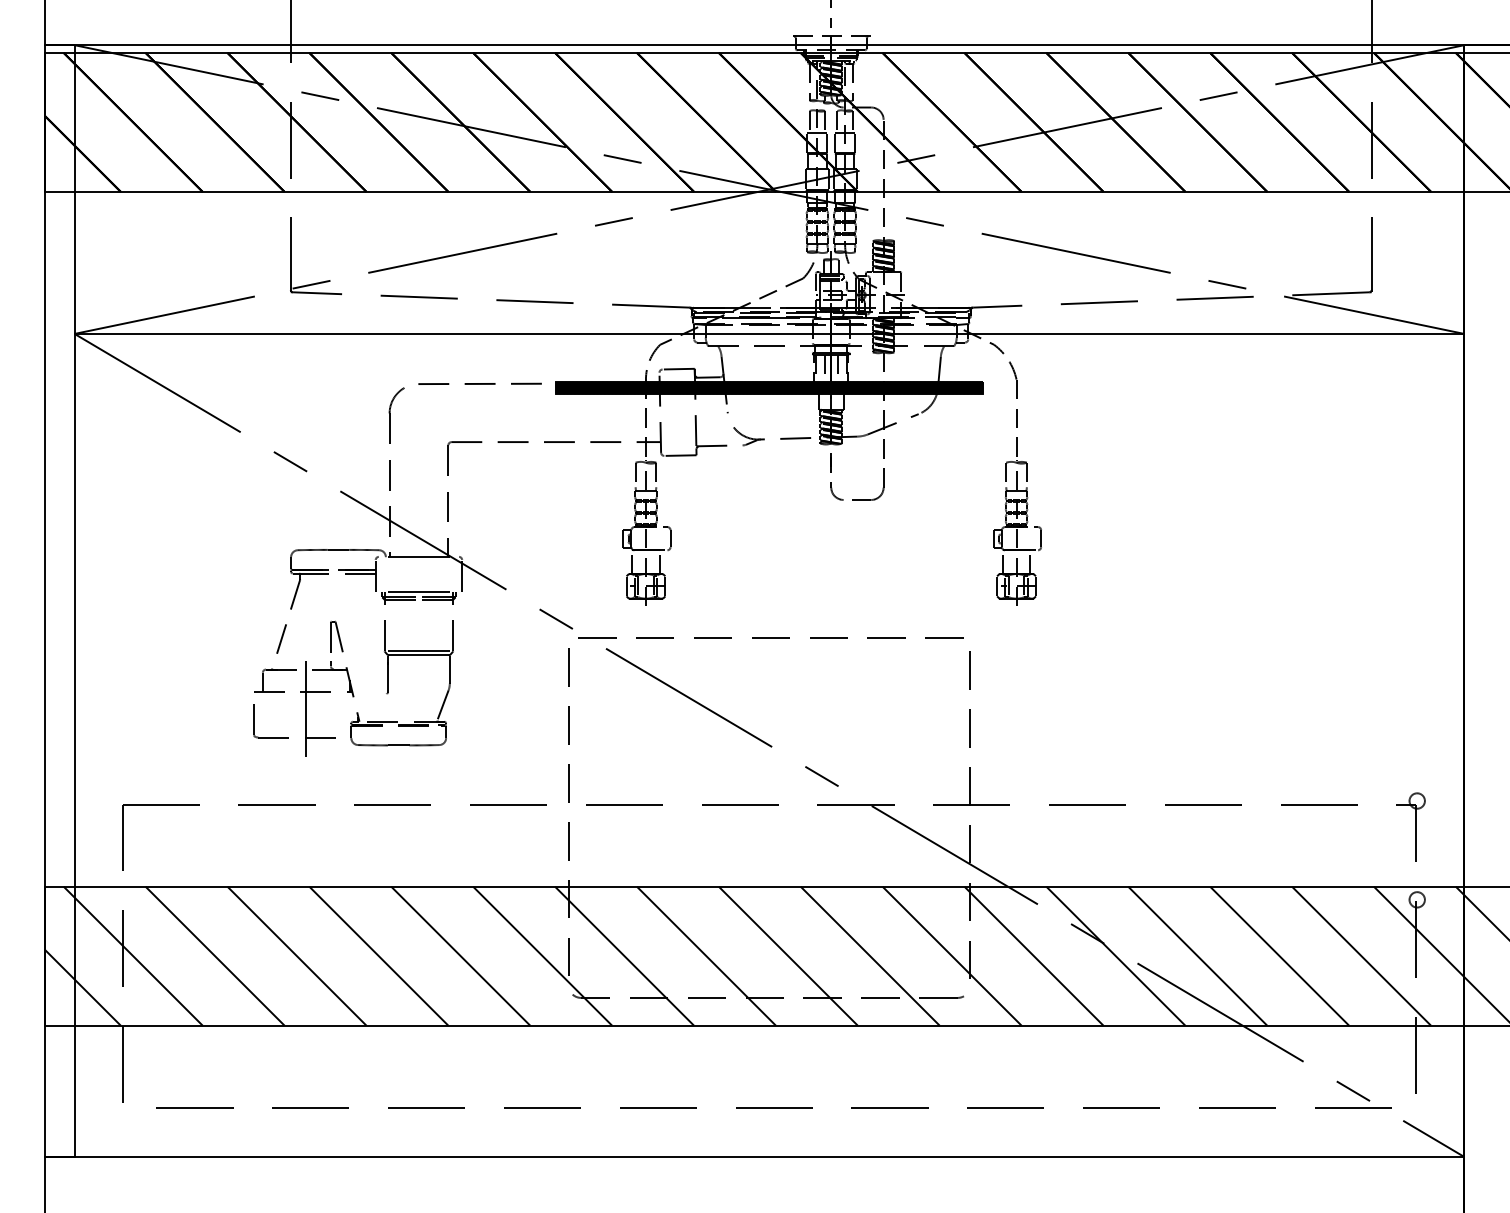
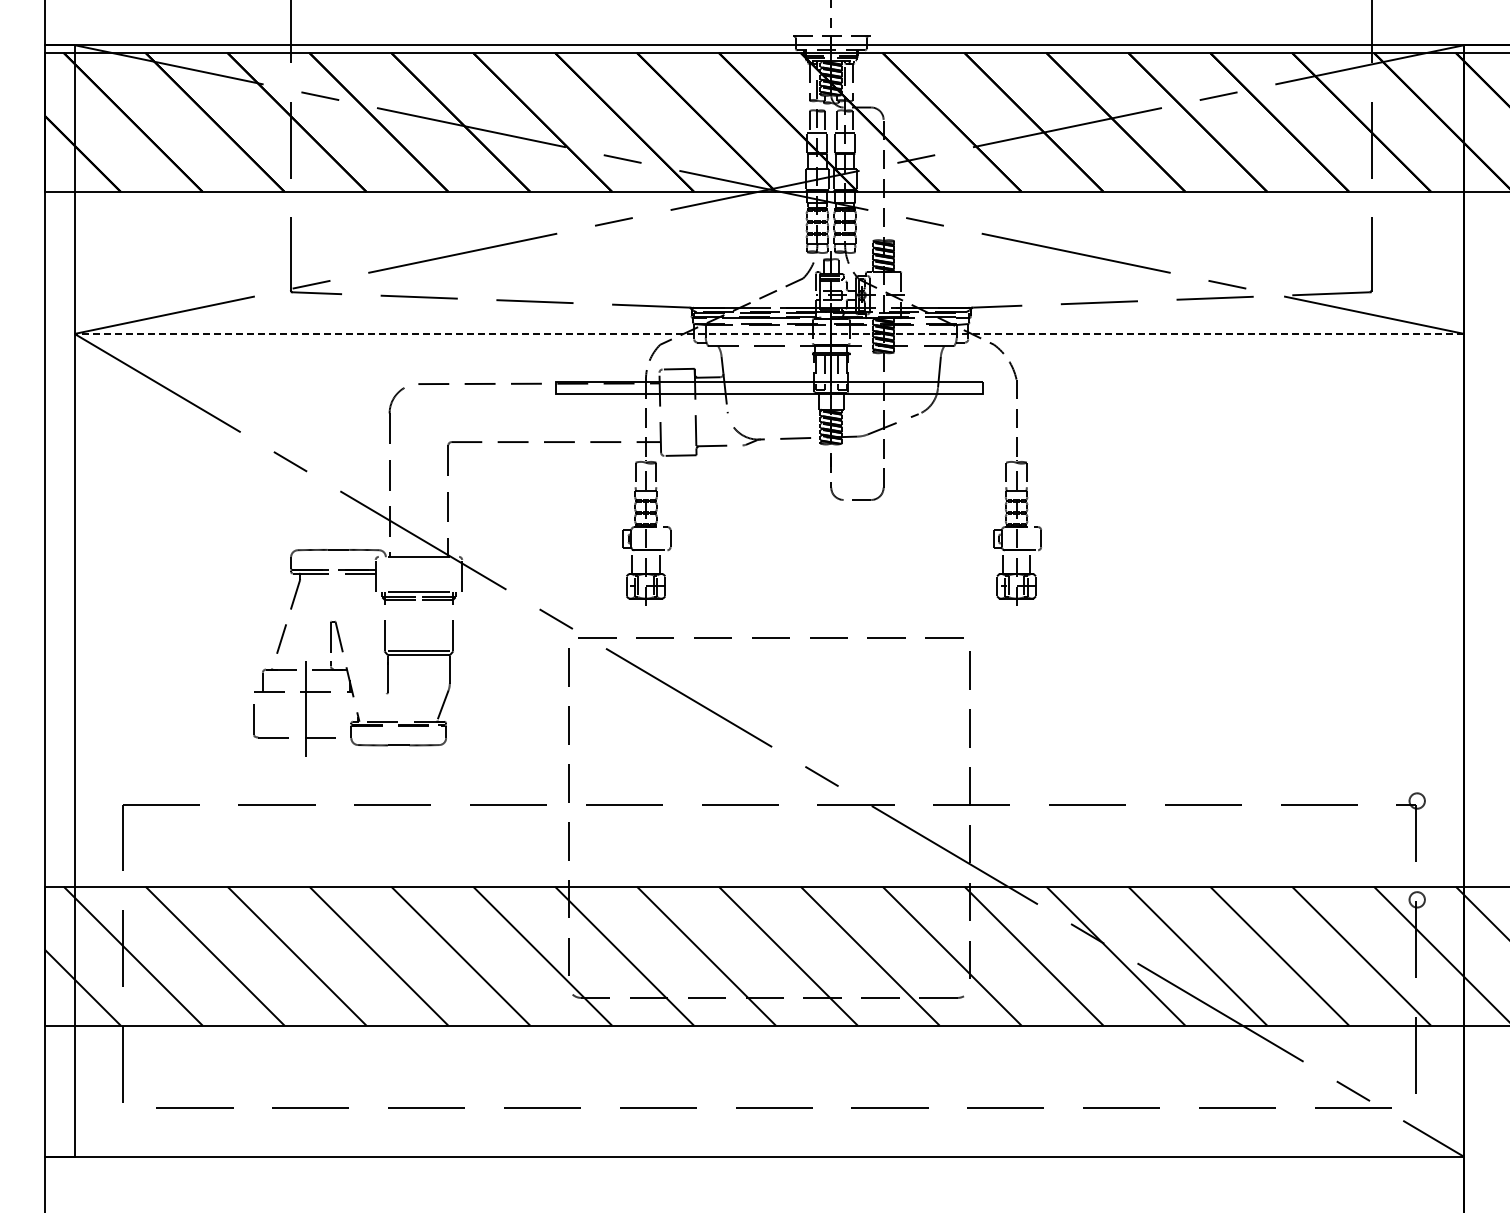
line: solid -> dashed (769, 333)
hatch: present -> none (769, 387)
